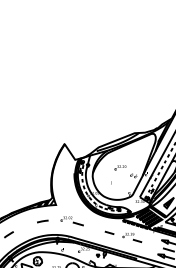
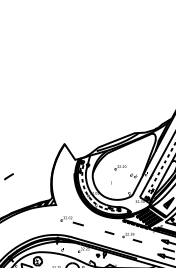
line: present -> none (42, 221)
line position: (8, 234) -> (8, 176) (8, 176)
